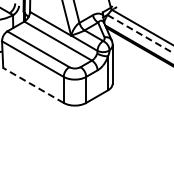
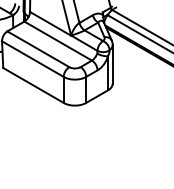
line: dashed -> solid (140, 34)
line: dashed -> solid (33, 85)
